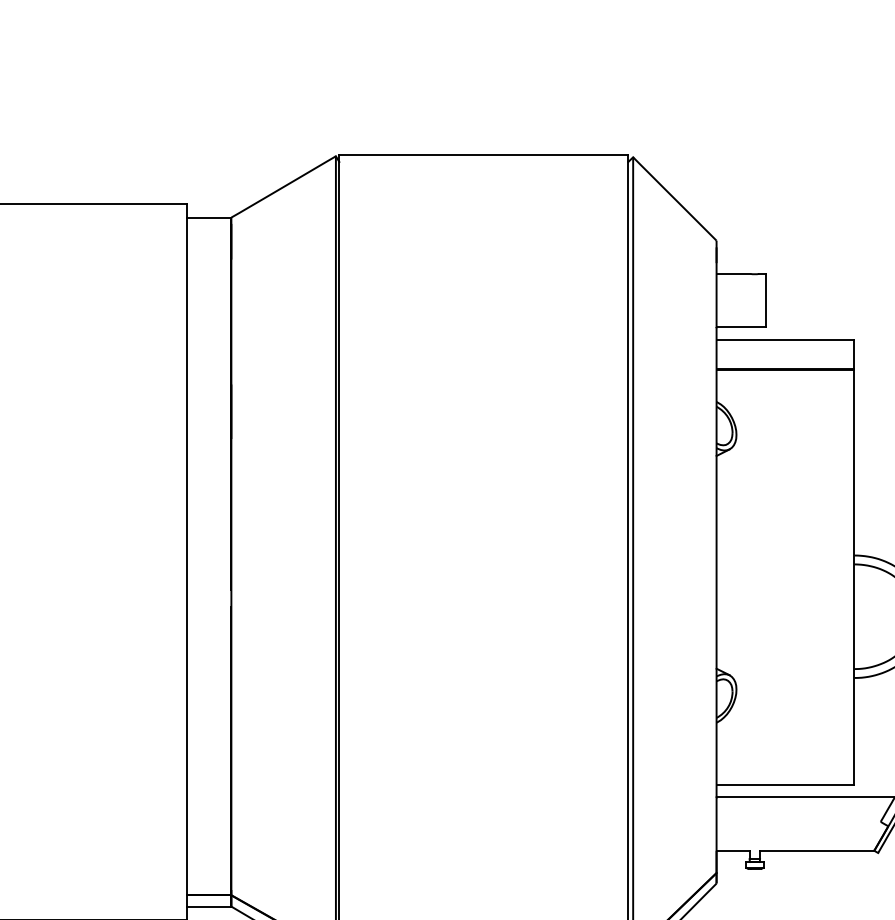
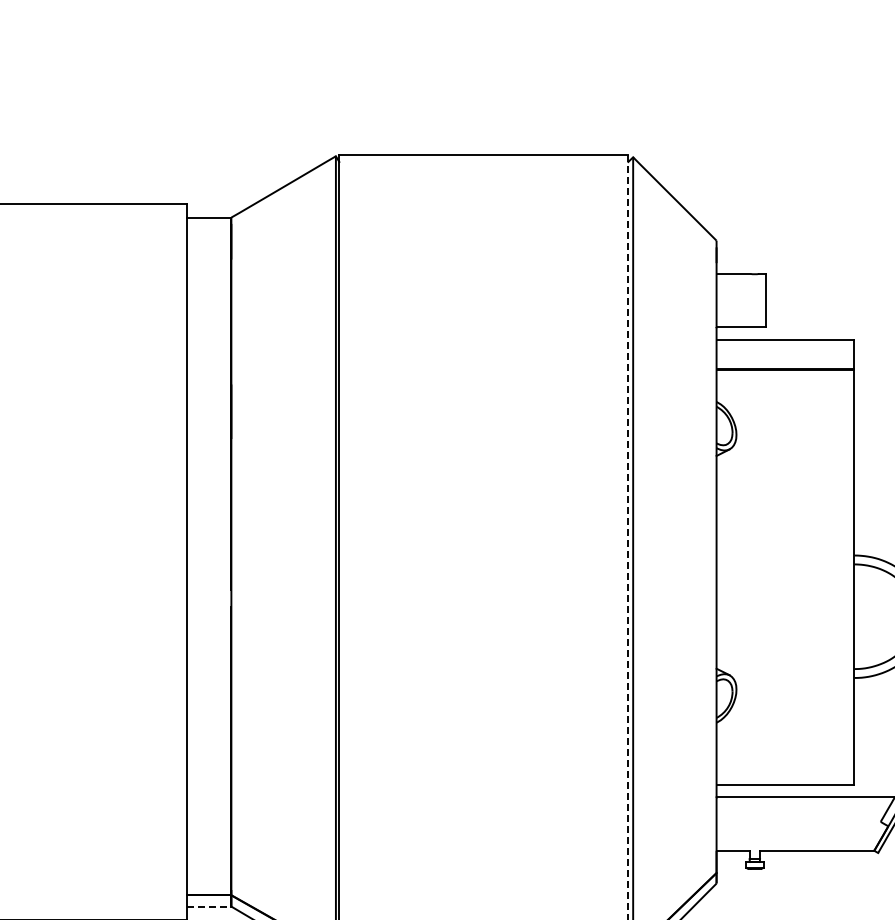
line: solid -> dashed (628, 537)
line: solid -> dashed (209, 907)
